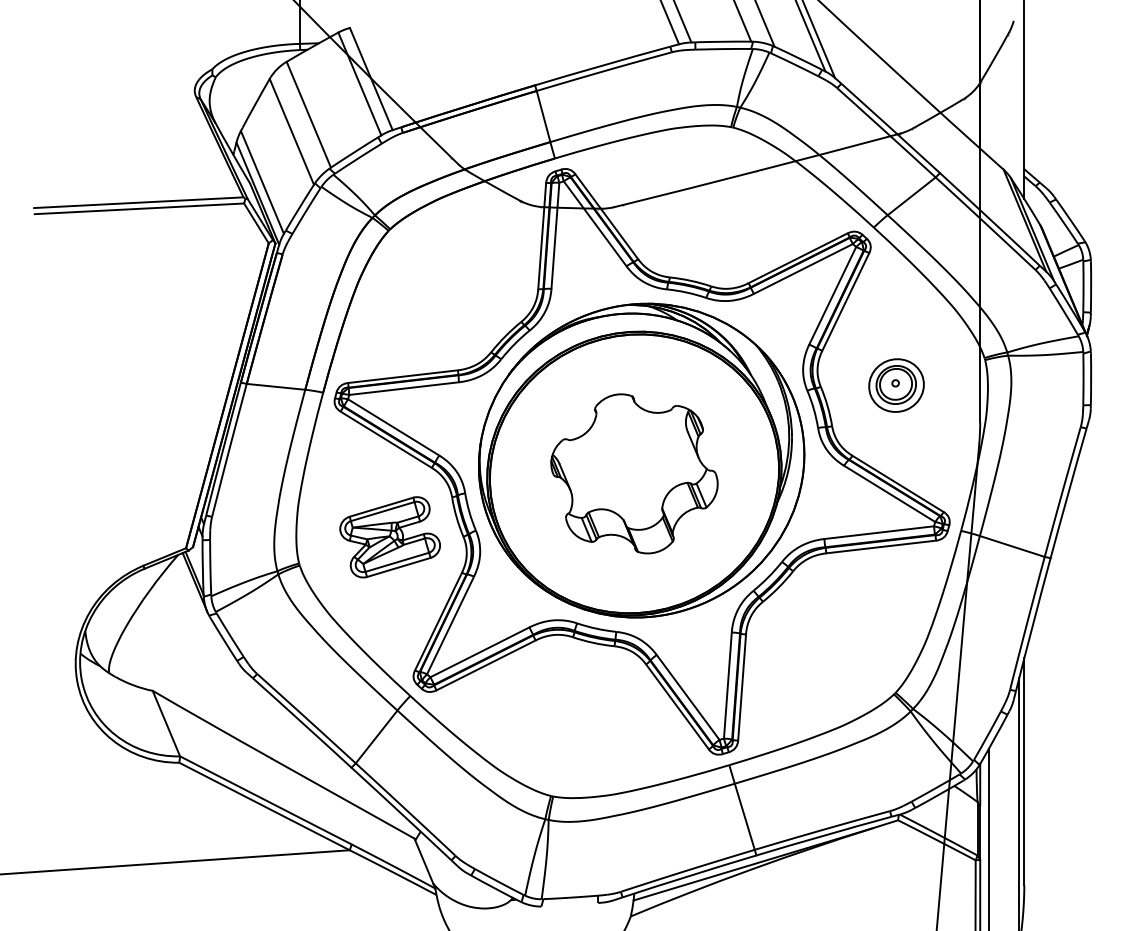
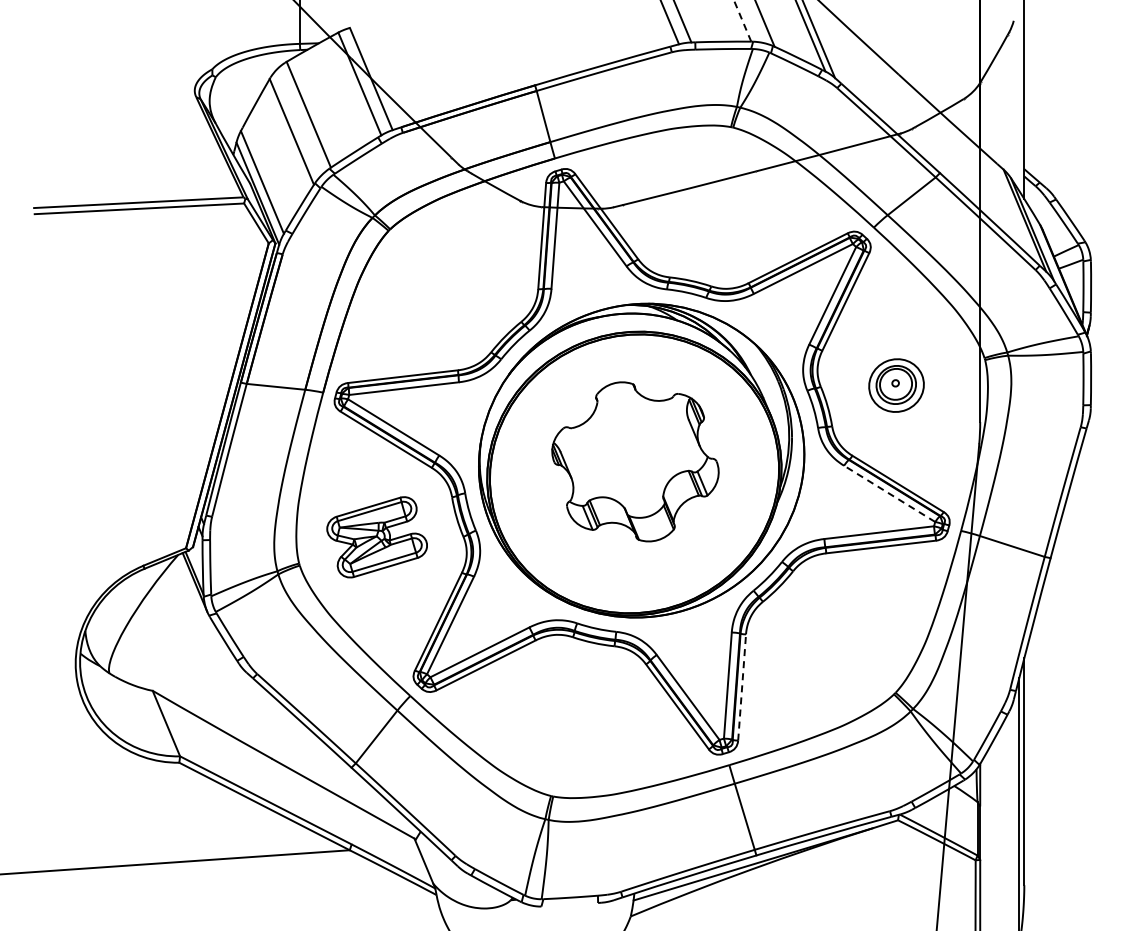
line: solid -> dashed (742, 20)
part position: (634, 473) -> (635, 461) (635, 461)
line: solid -> dashed (889, 493)
part position: (389, 537) -> (376, 537) (376, 537)
line: solid -> dashed (742, 687)
line: present -> none (988, 837)
